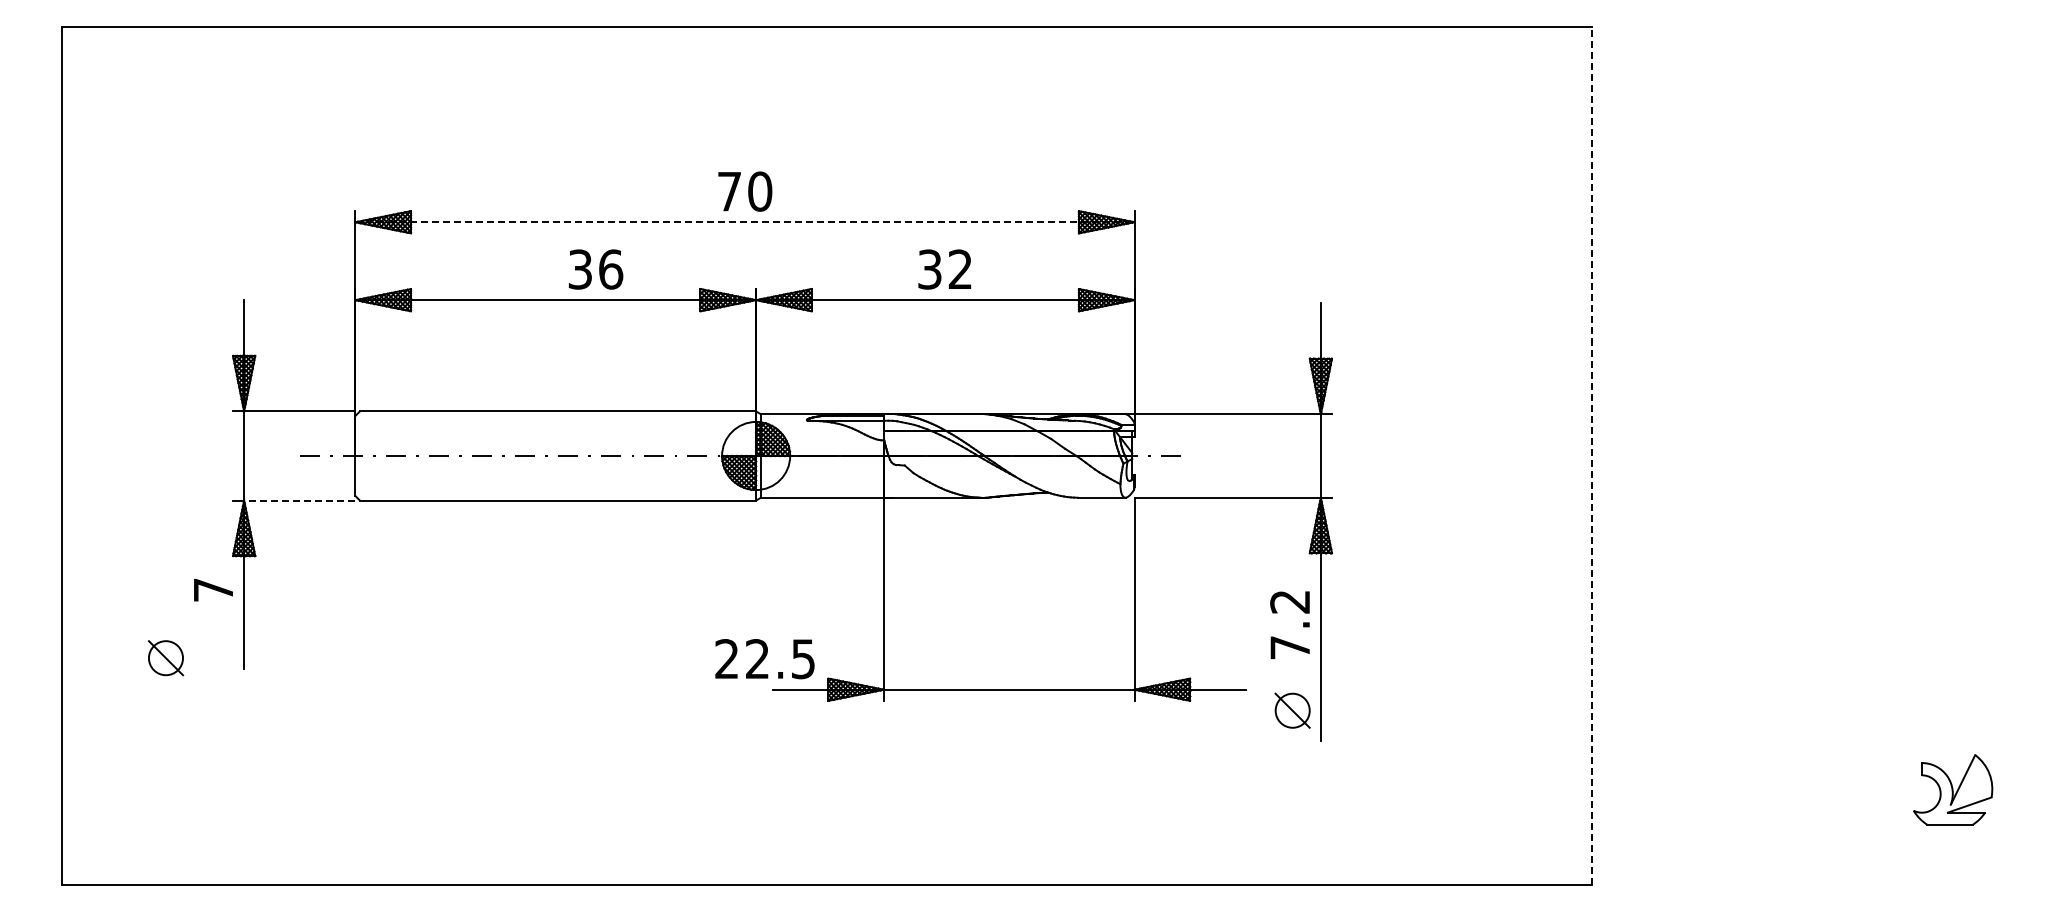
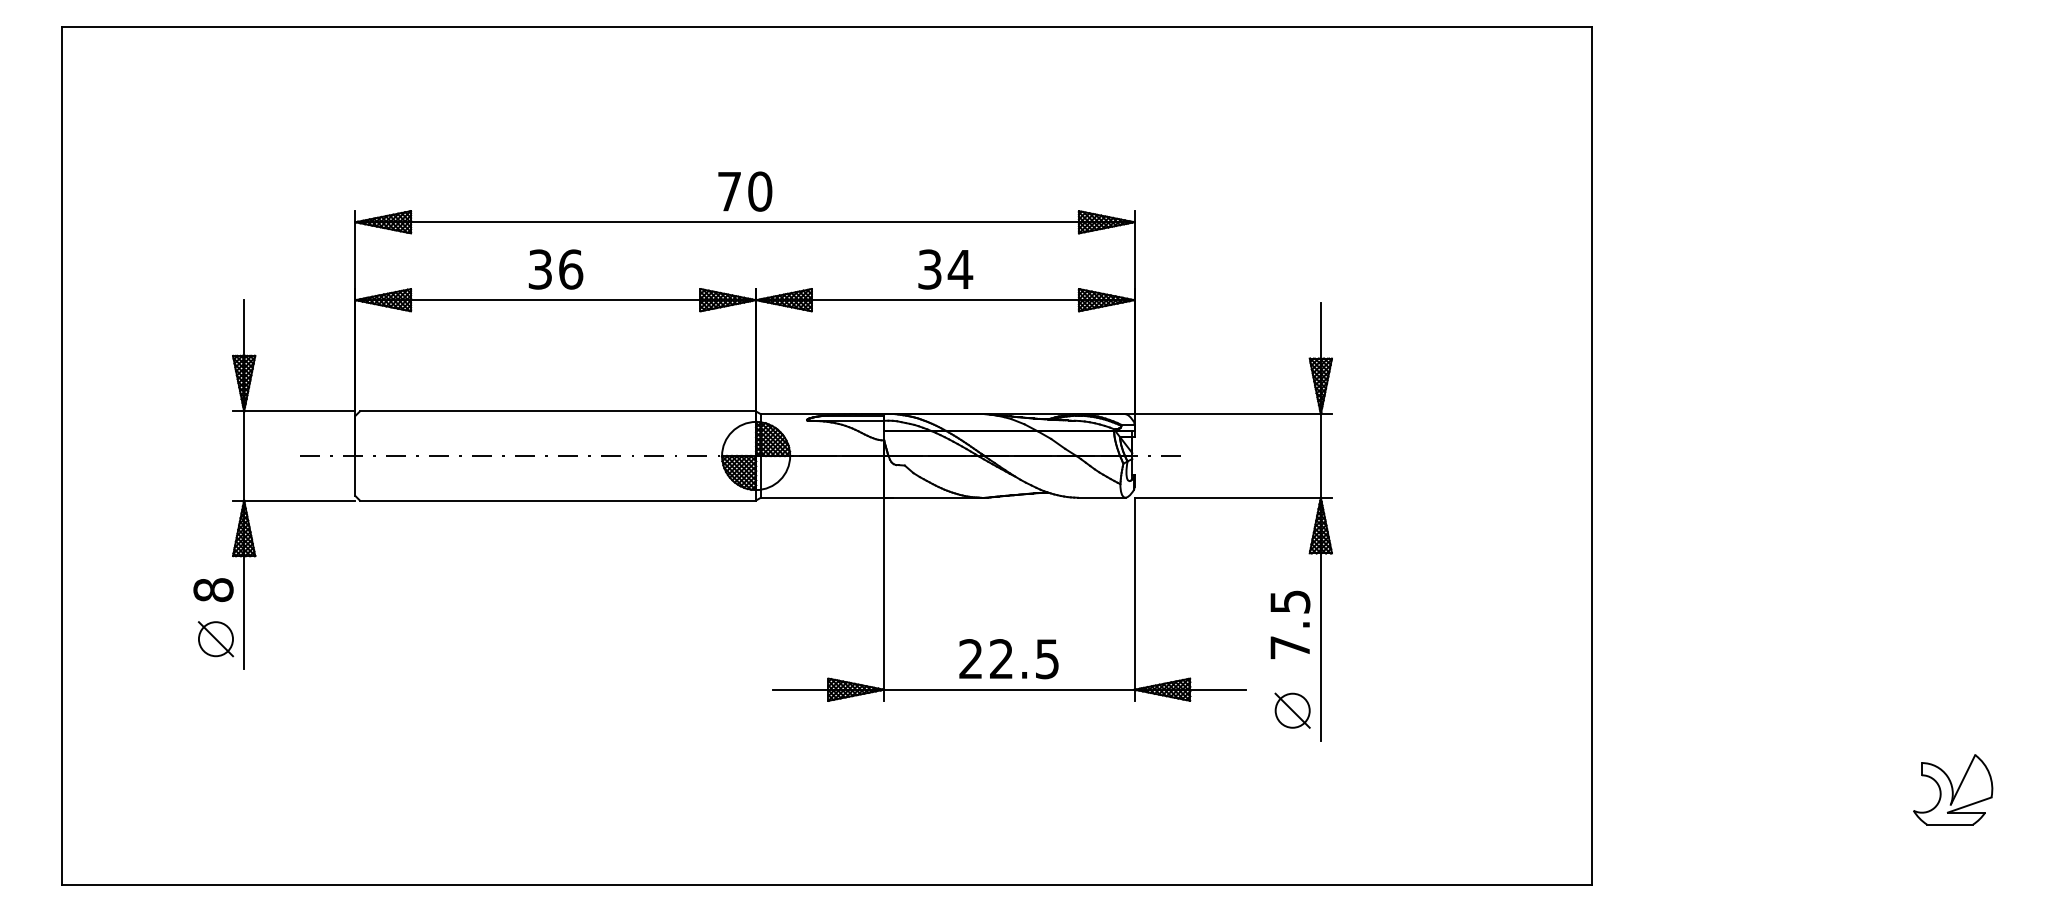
line: dashed -> solid (745, 222)
text: 32 -> 34 (960, 268)
text position: (595, 269) -> (555, 269) (555, 269)
line: dashed -> solid (1591, 456)
line: dashed -> solid (299, 500)
text: 7 -> 8 (213, 590)
text: 7.2 -> 7.5 (1290, 601)
part position: (165, 658) -> (215, 639) (215, 639)
text position: (764, 659) -> (1008, 659) (1008, 659)
